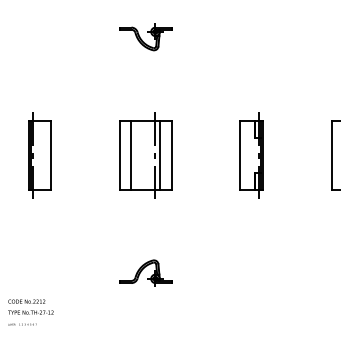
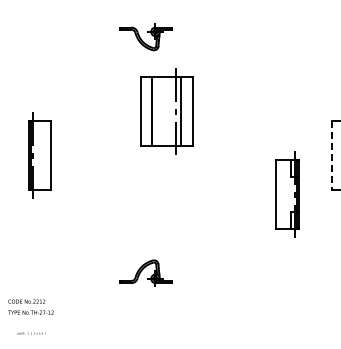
part position: (145, 155) -> (166, 111) (166, 111)
part position: (251, 155) -> (287, 194) (287, 194)
line: solid -> dashed (331, 155)
text position: (22, 324) -> (31, 333) (31, 333)
